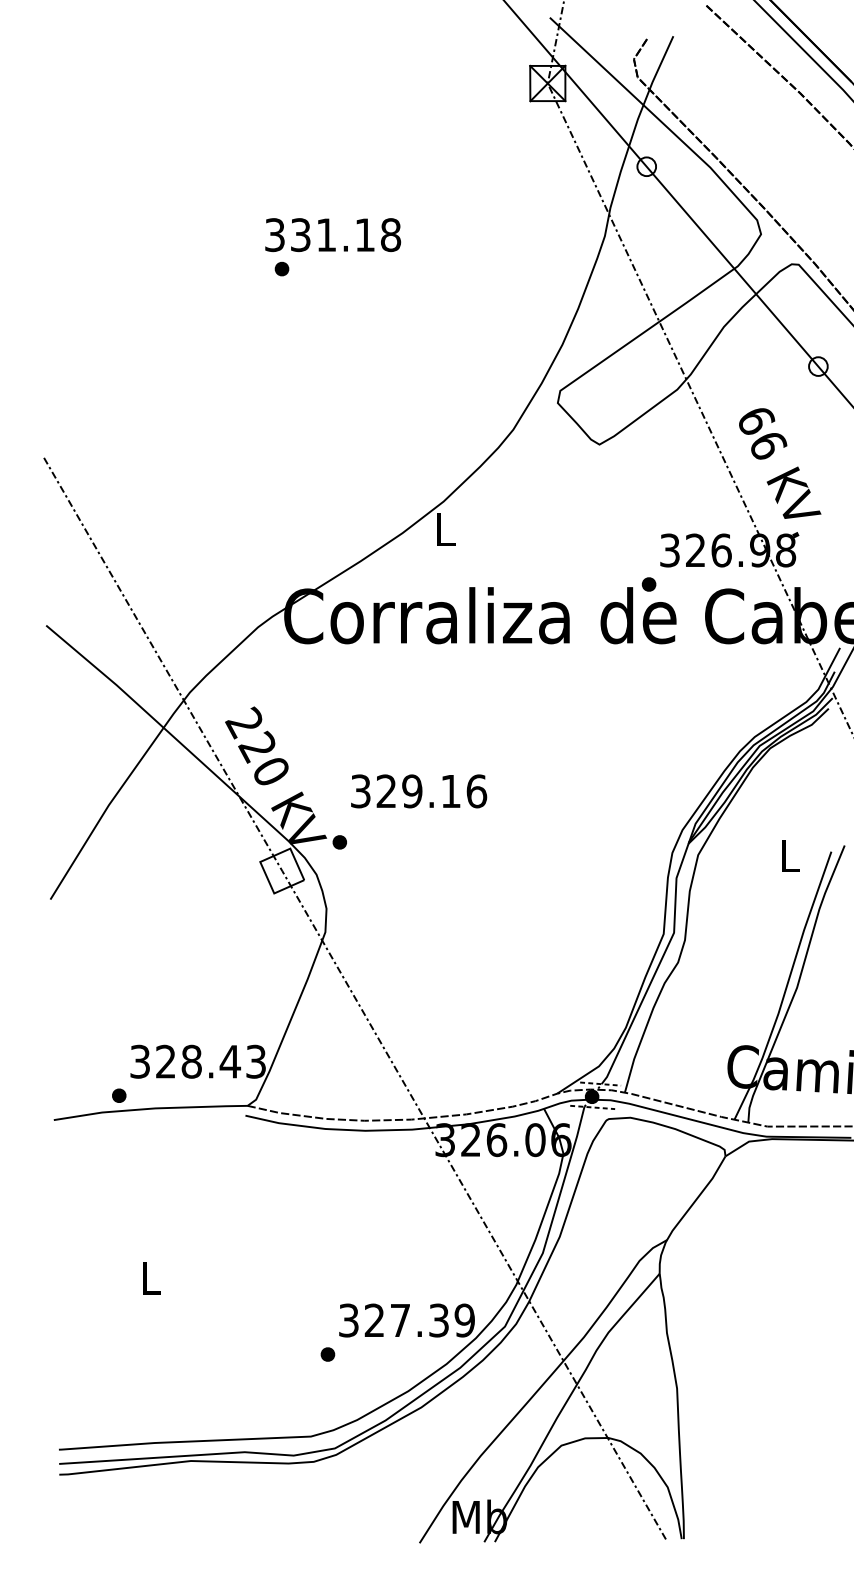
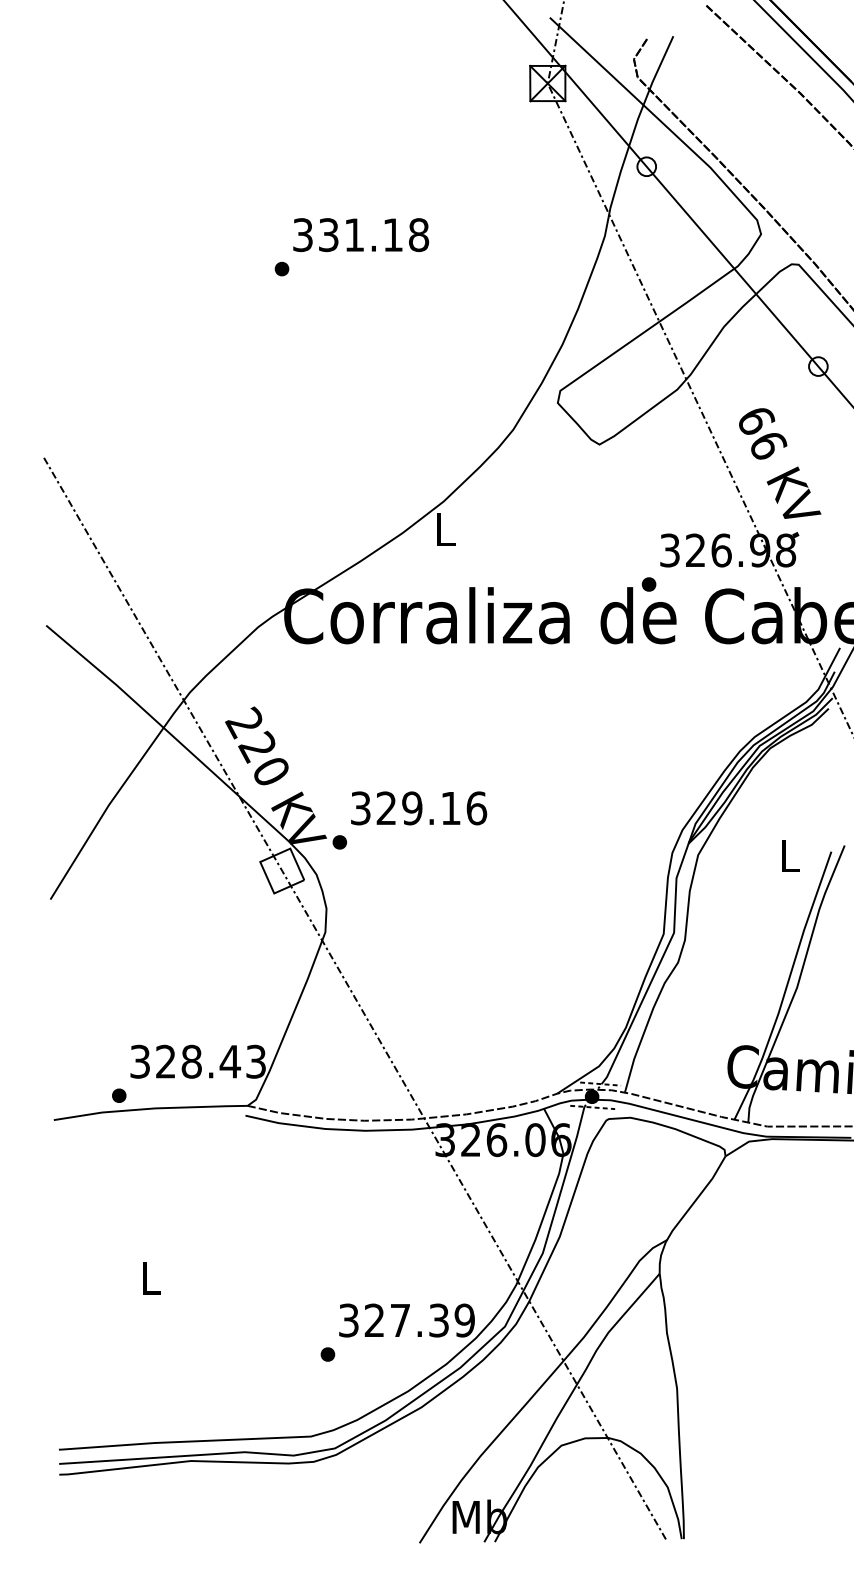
text position: (333, 235) -> (361, 235) (361, 235)
text position: (419, 791) -> (419, 808) (419, 808)
